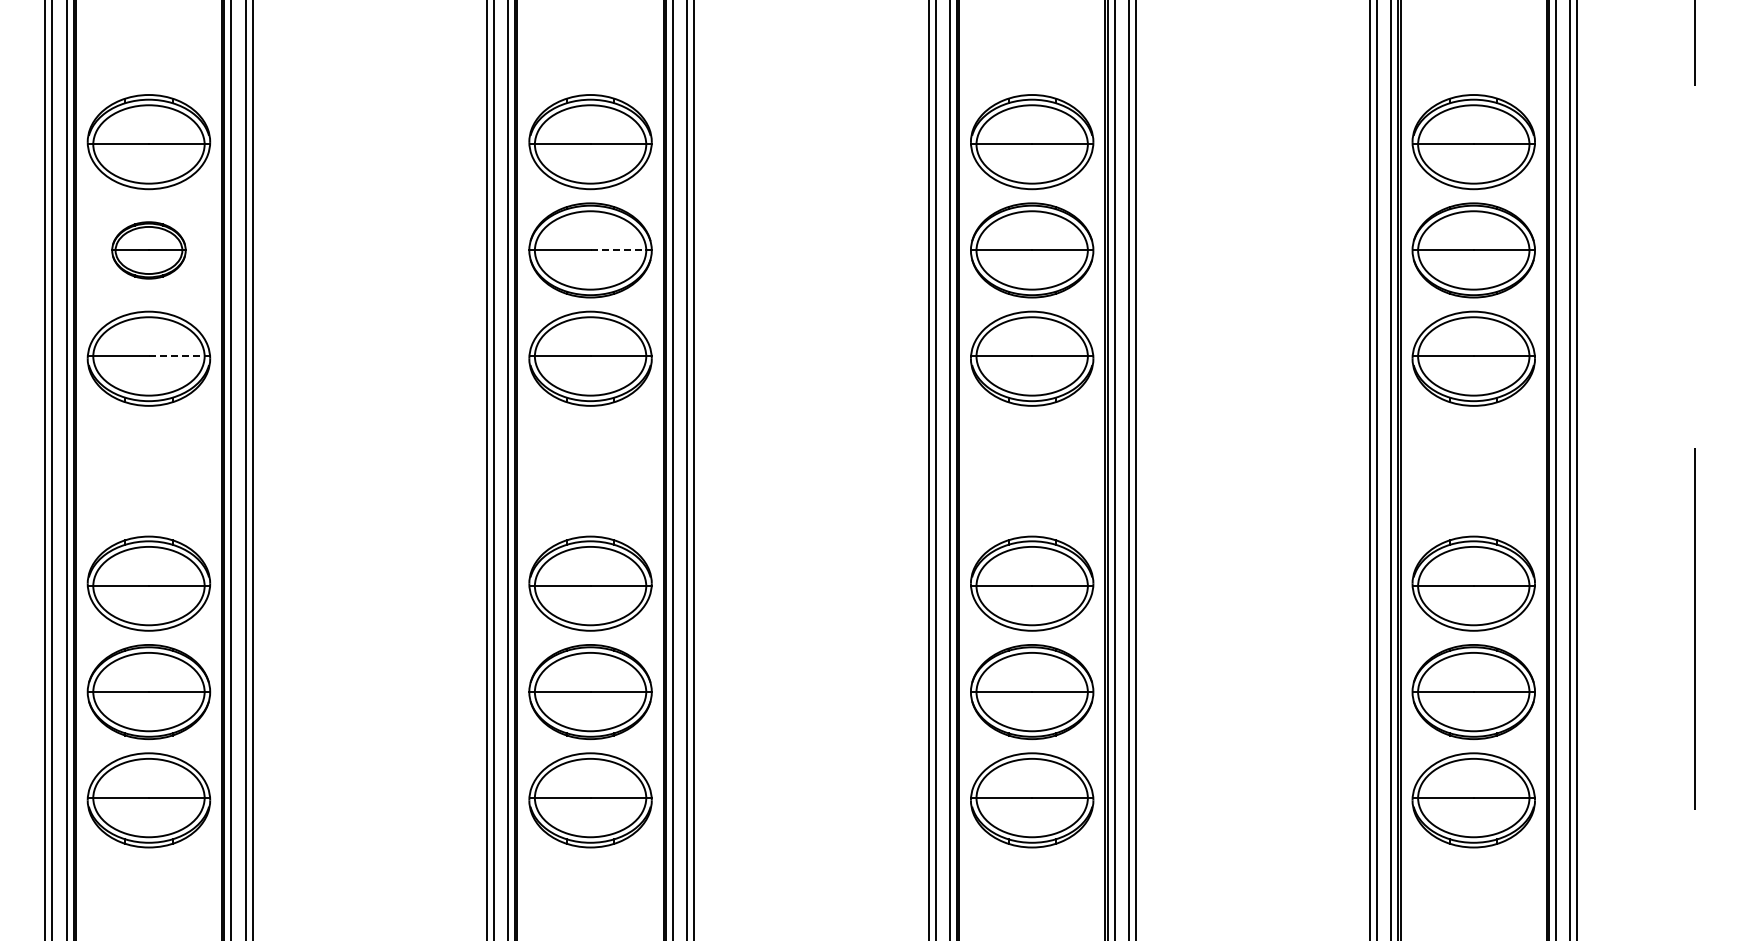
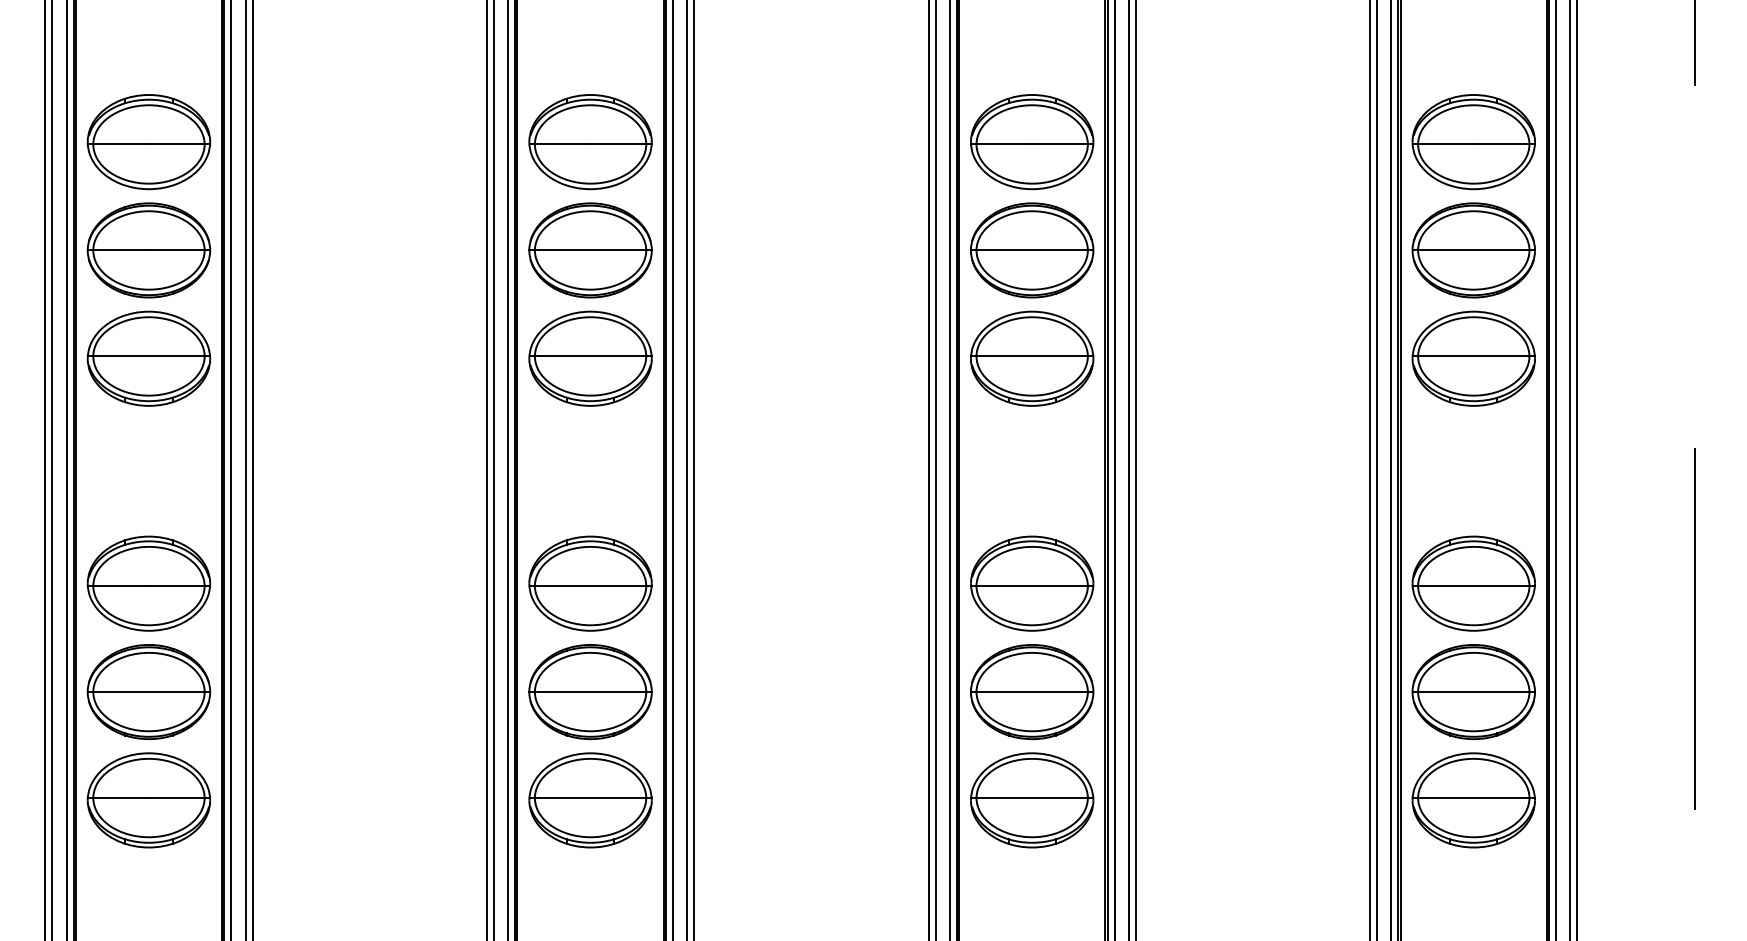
part size: 76x59 px -> 126x97 px (148, 250)
line: dashed -> solid (618, 250)
line: dashed -> solid (176, 356)
